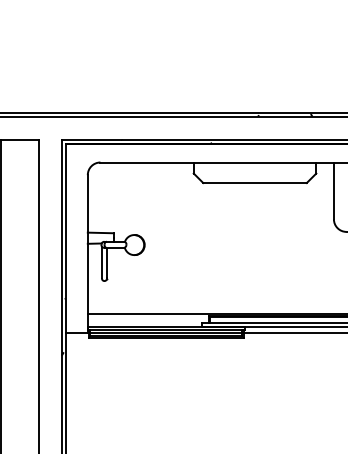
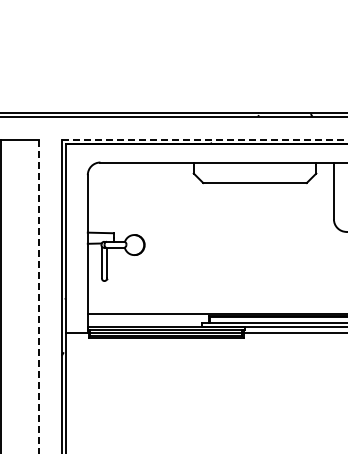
line: solid -> dashed (204, 139)
line: solid -> dashed (38, 296)
